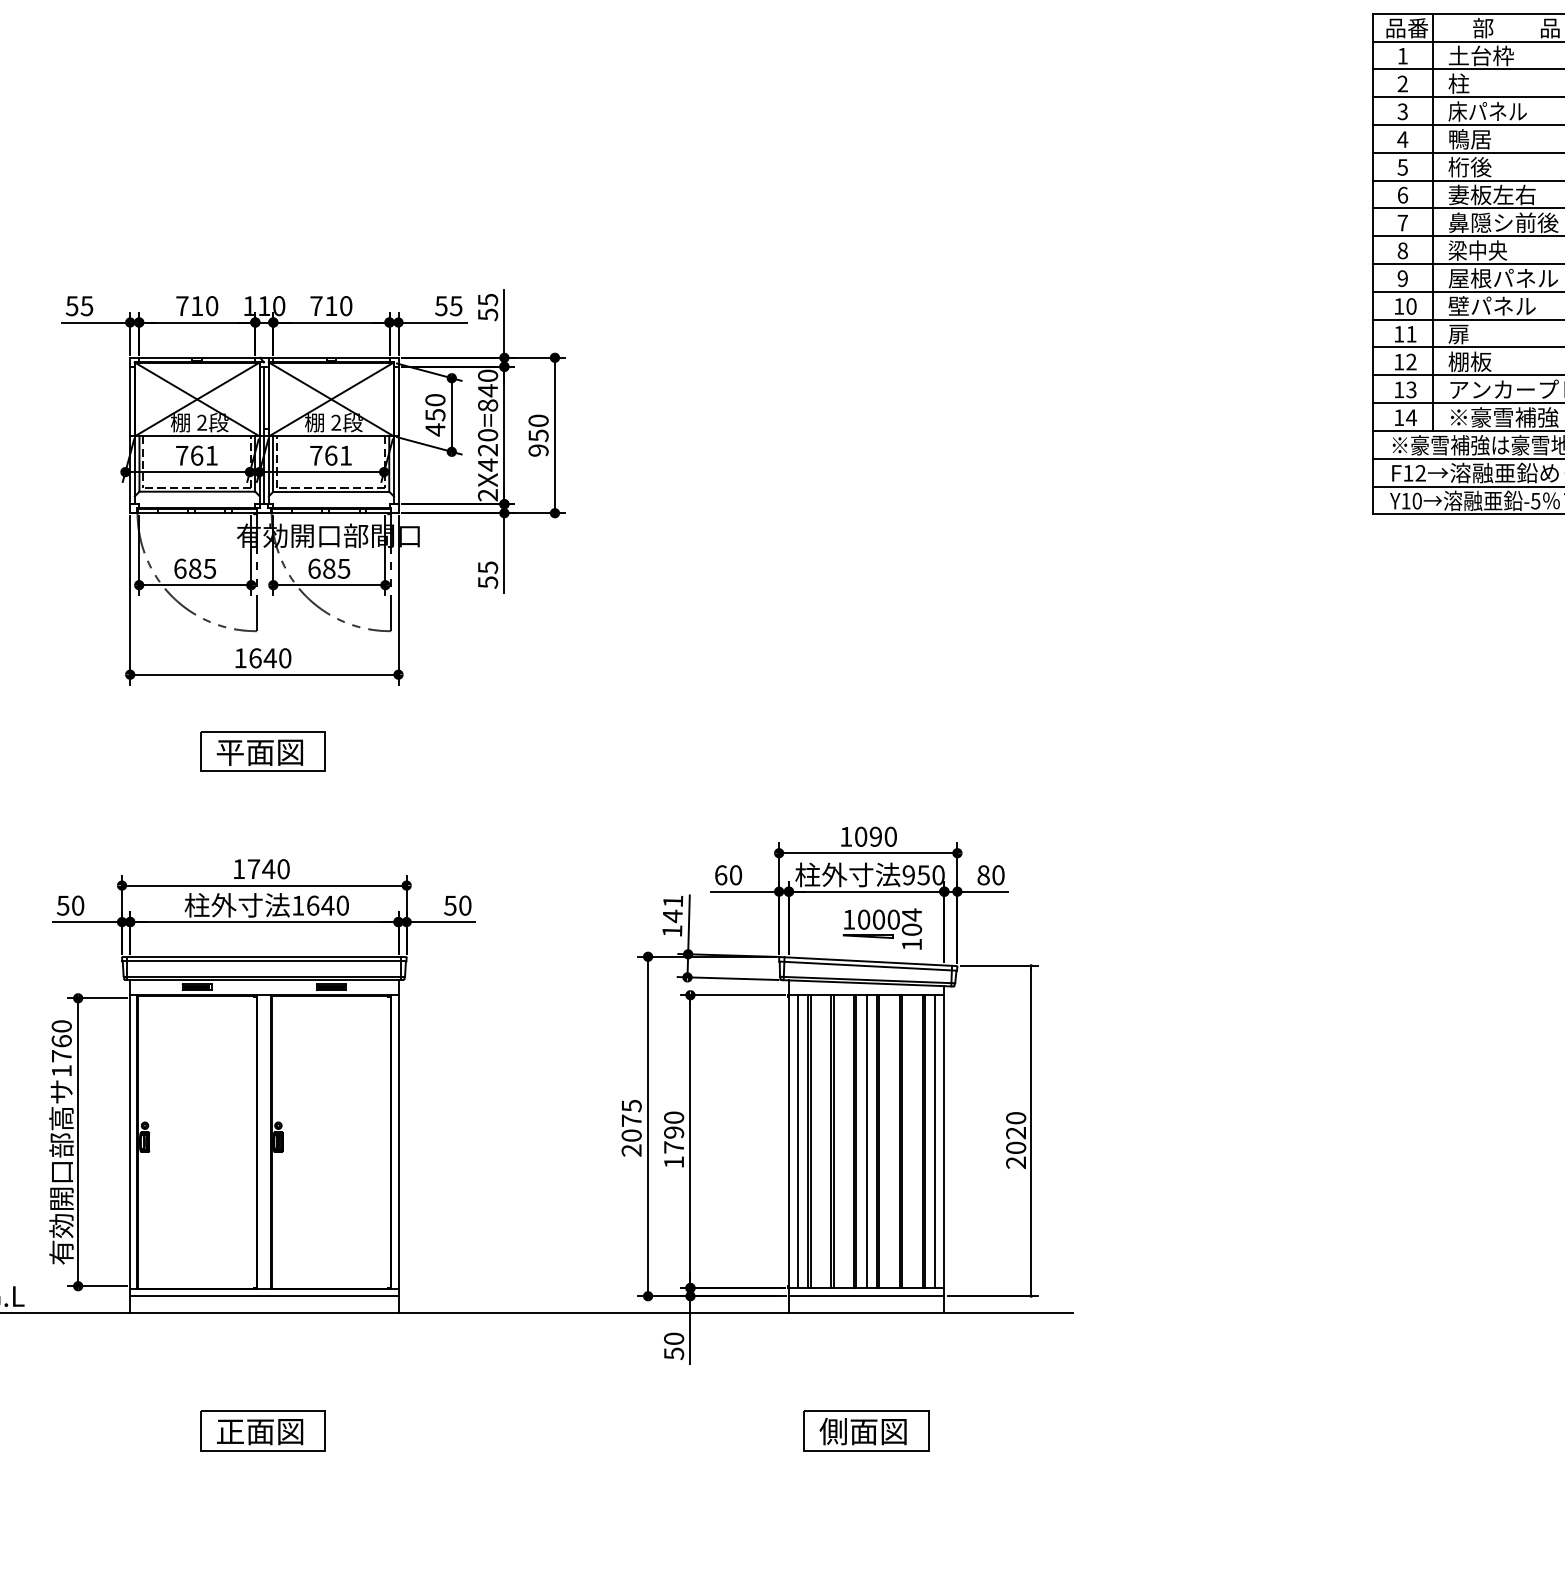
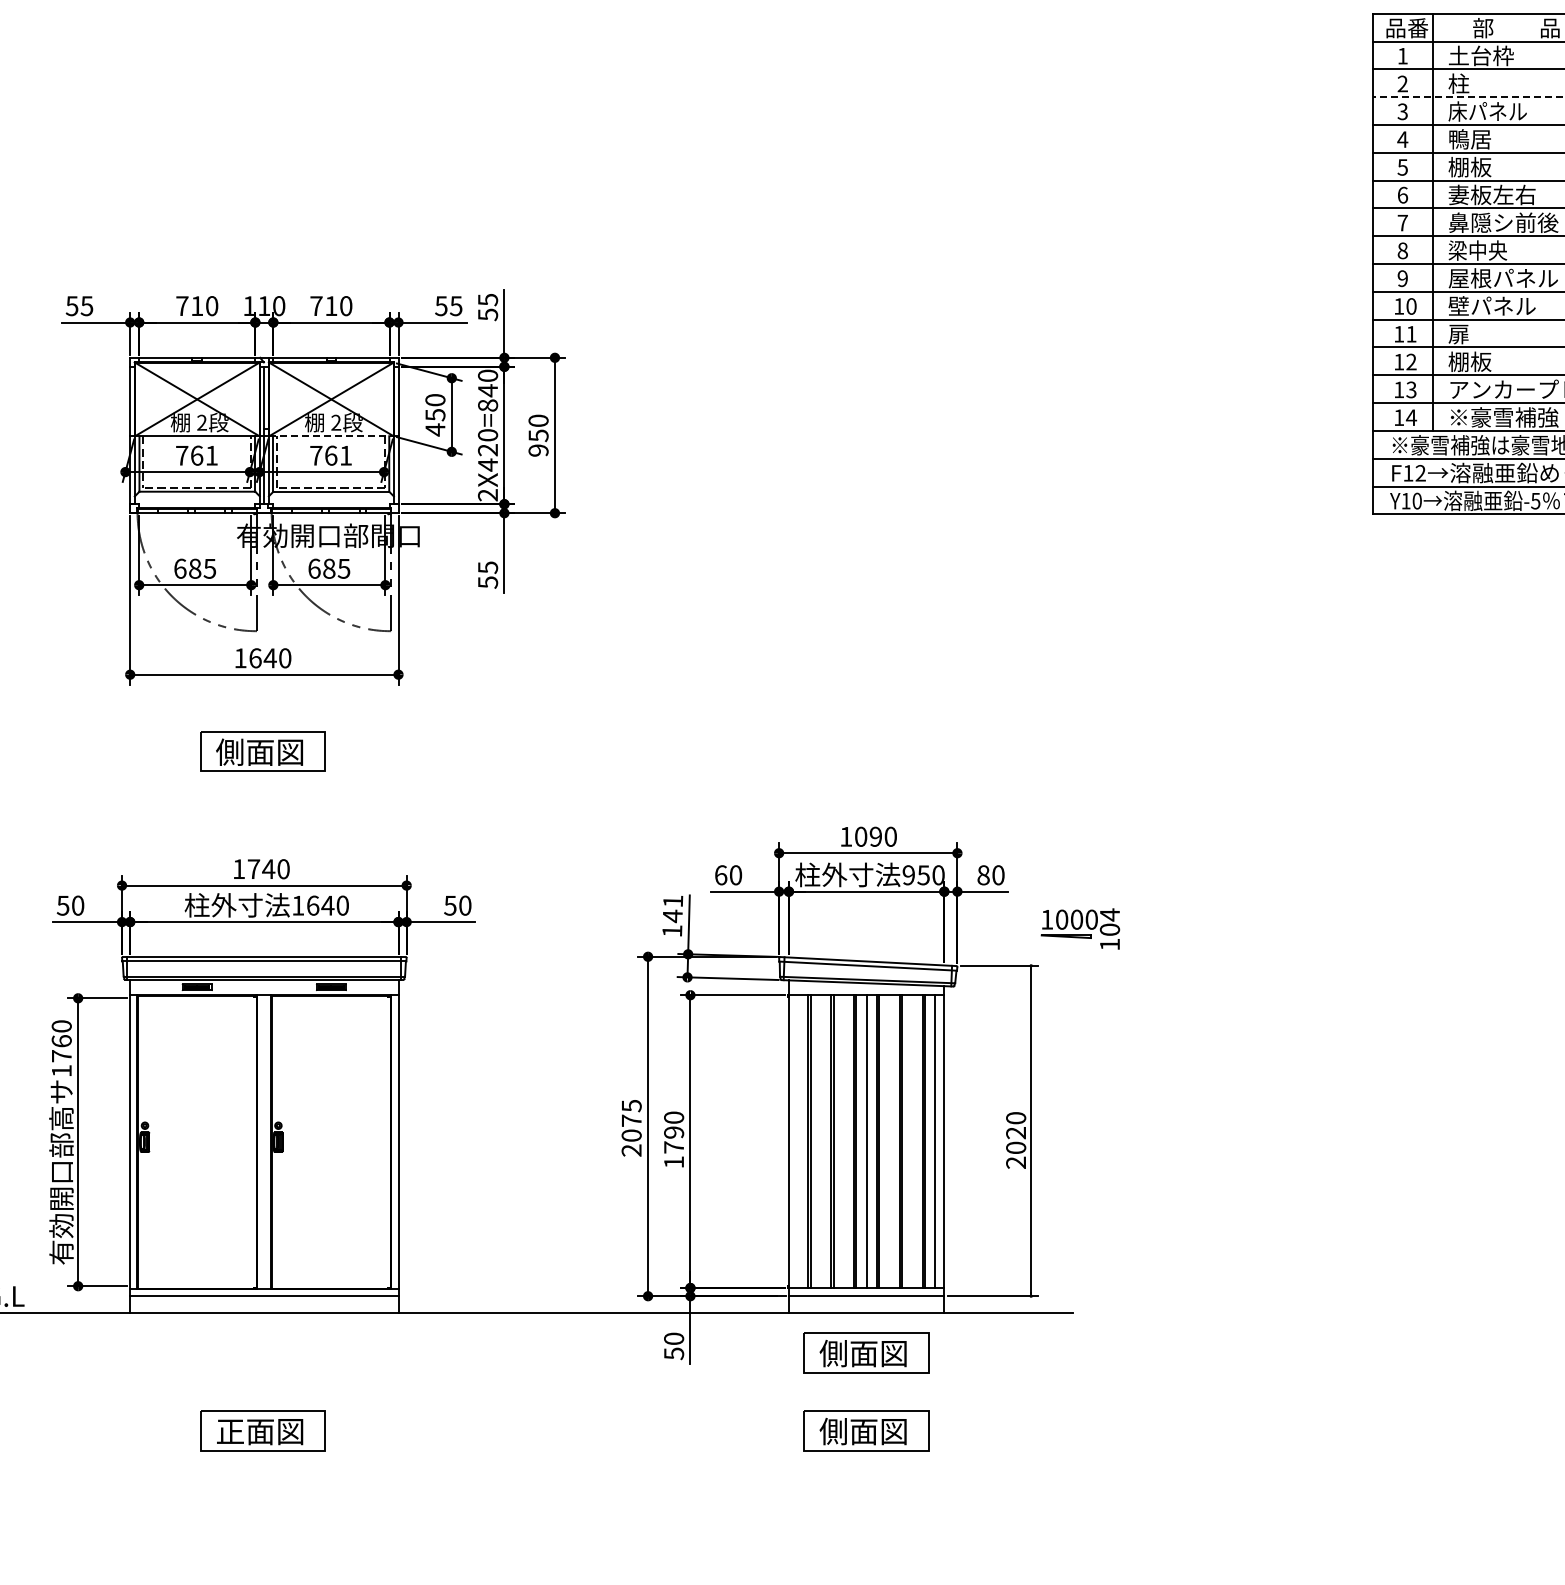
line: solid -> dashed (1469, 97)
text: 桁後 -> 棚板 (1469, 167)
line: solid -> dashed (331, 436)
text: 平面図 -> 側面図 (229, 751)
part position: (882, 928) -> (1080, 928) (1080, 928)
line: present -> none (797, 1141)
part: none -> present (866, 1352)
